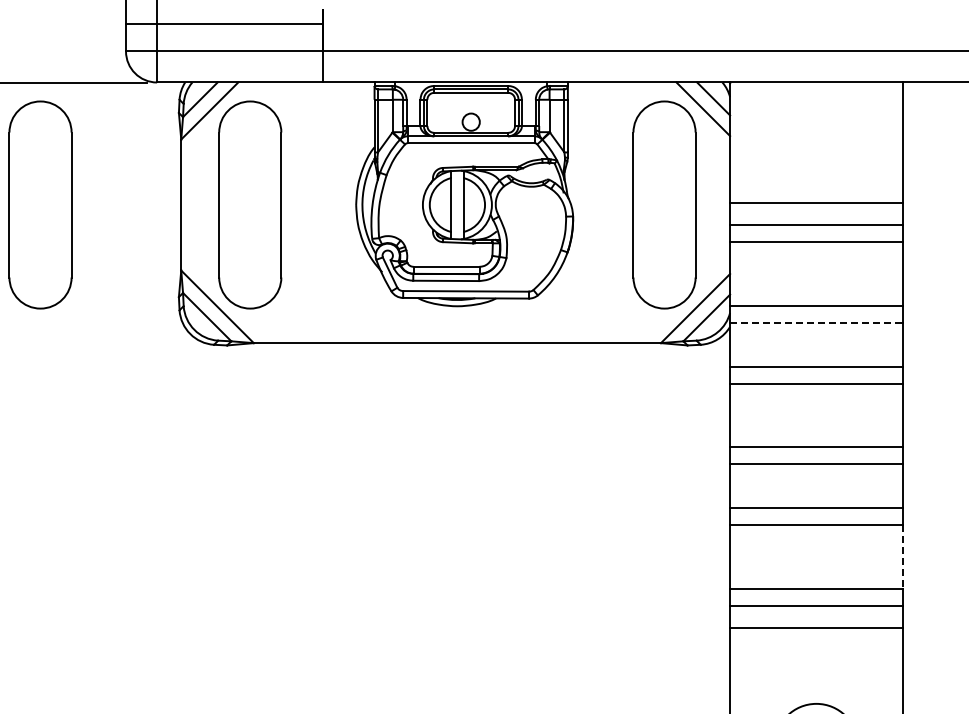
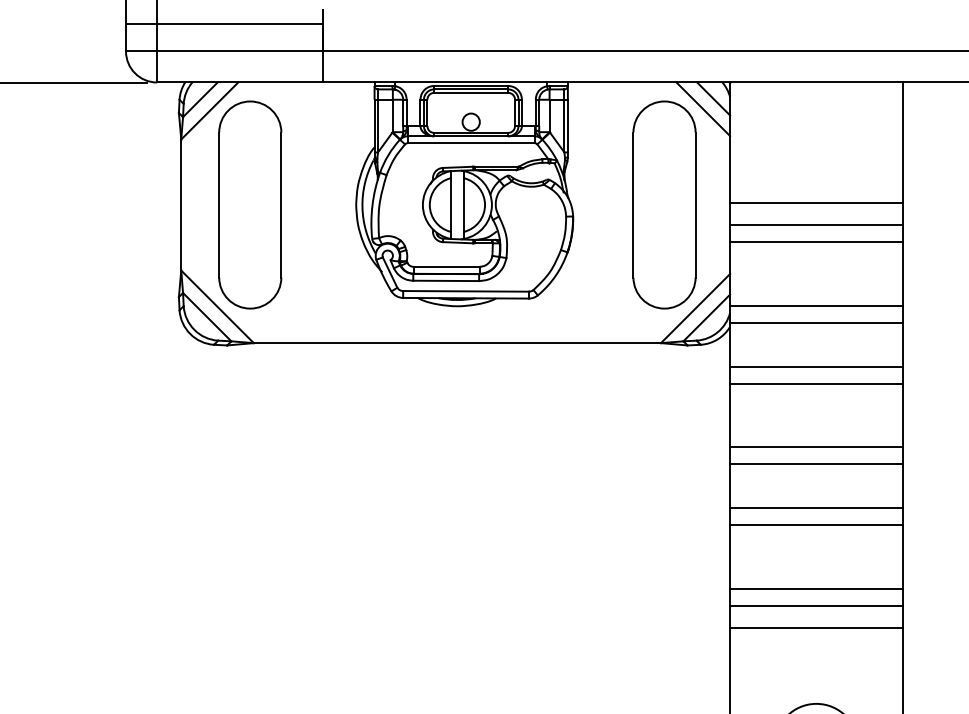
part: present -> none (40, 204)
line: dashed -> solid (816, 322)
line: dashed -> solid (902, 557)
